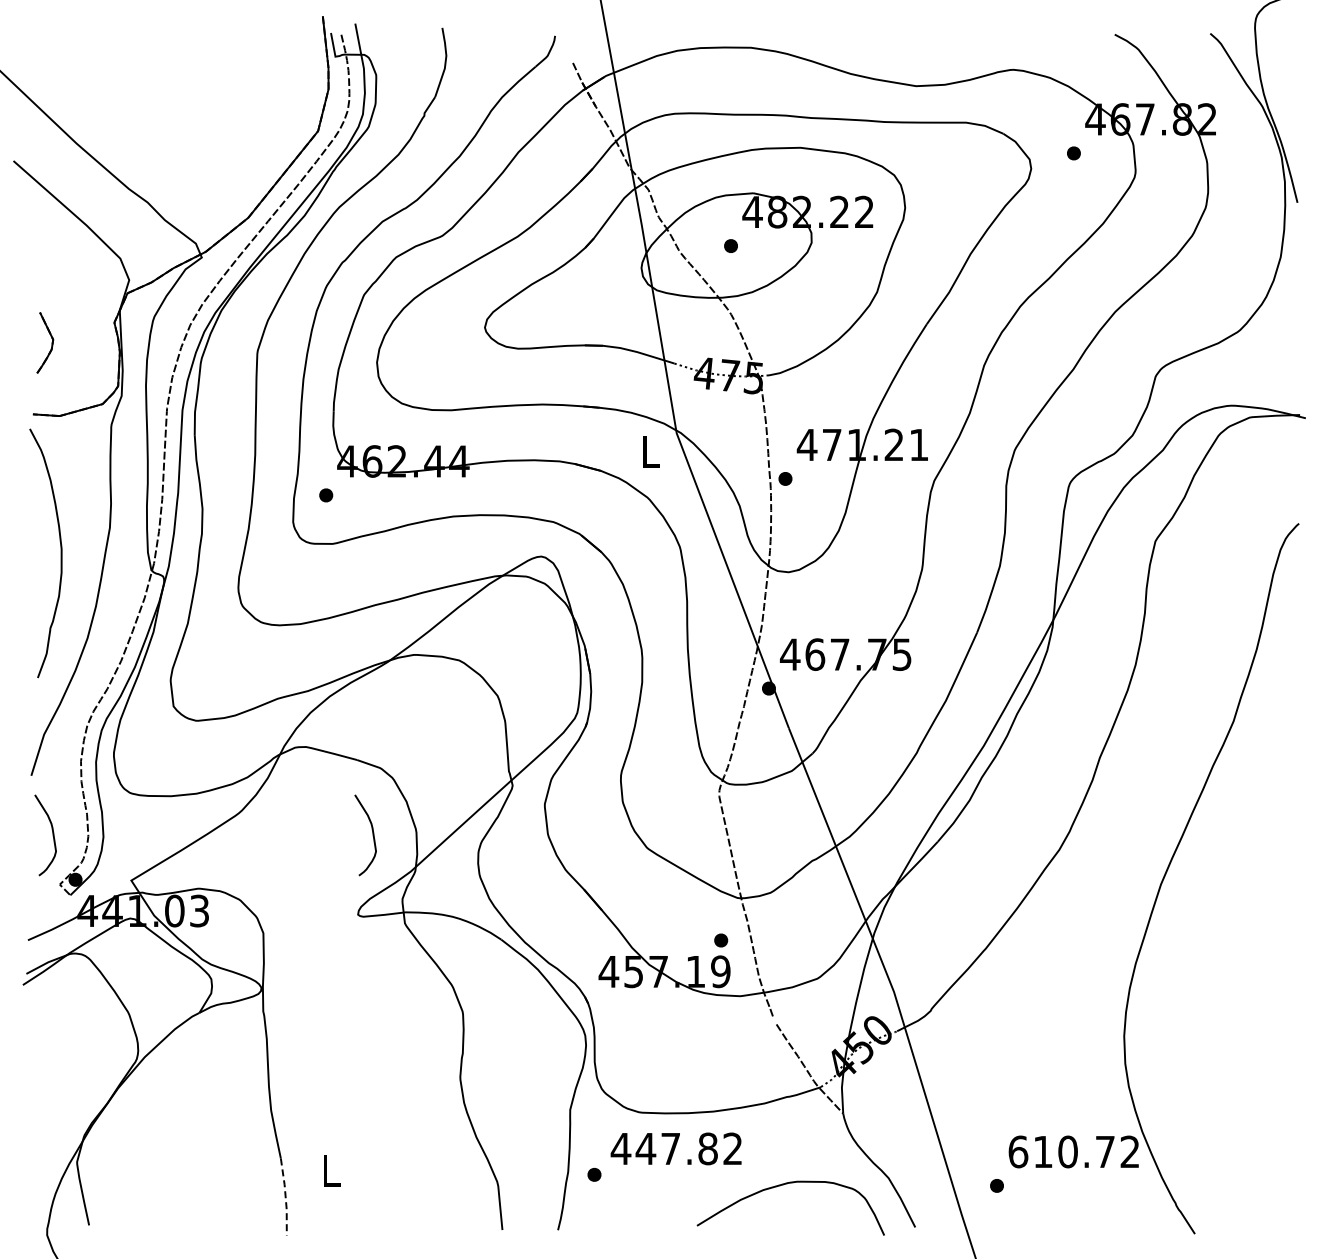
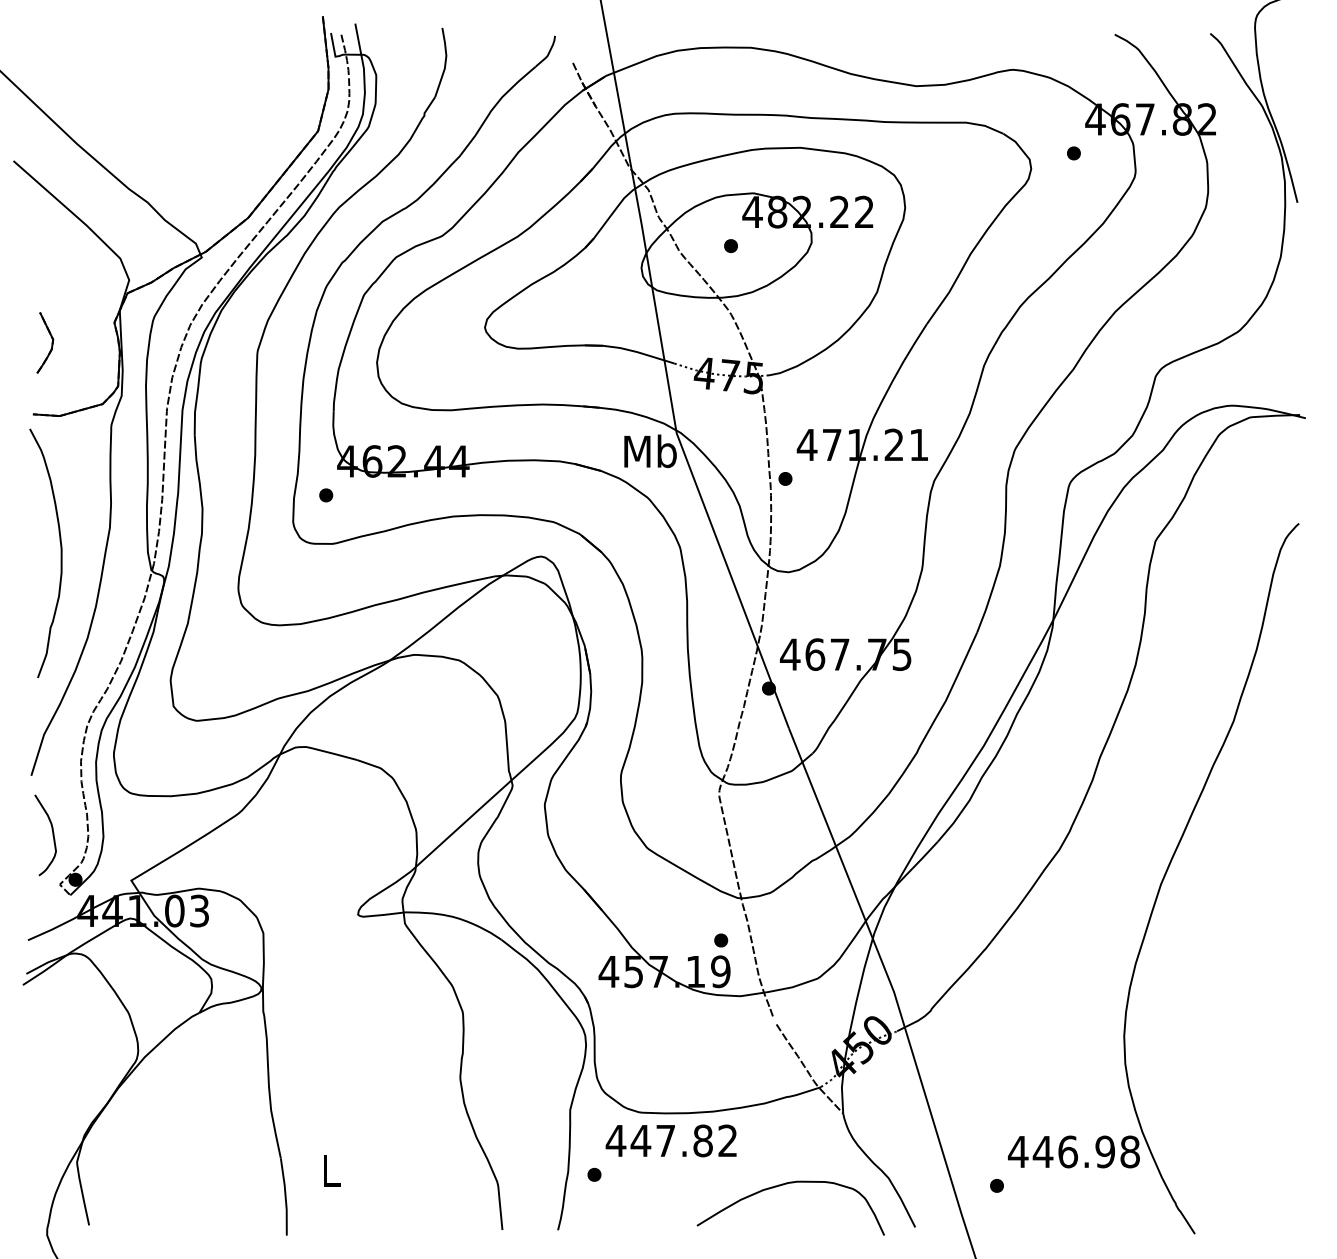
text: L -> Mb (650, 451)
curve: present -> none (372, 835)
text position: (675, 1148) -> (670, 1140) (670, 1140)
text: 610.72 -> 446.98 (1073, 1151)
line: dashed -> solid (285, 1197)
